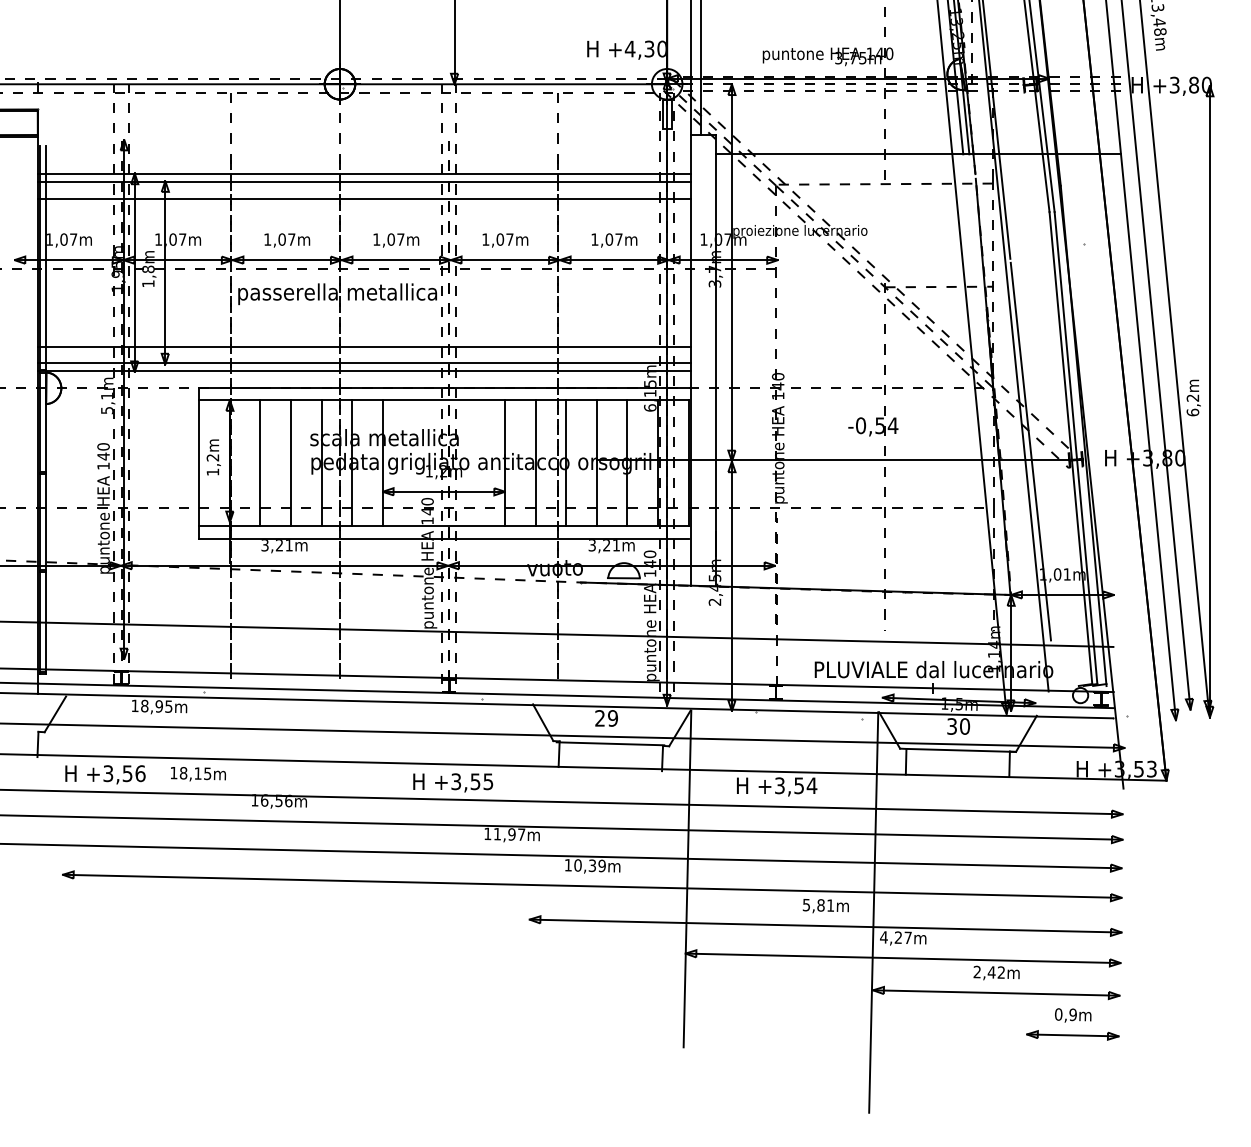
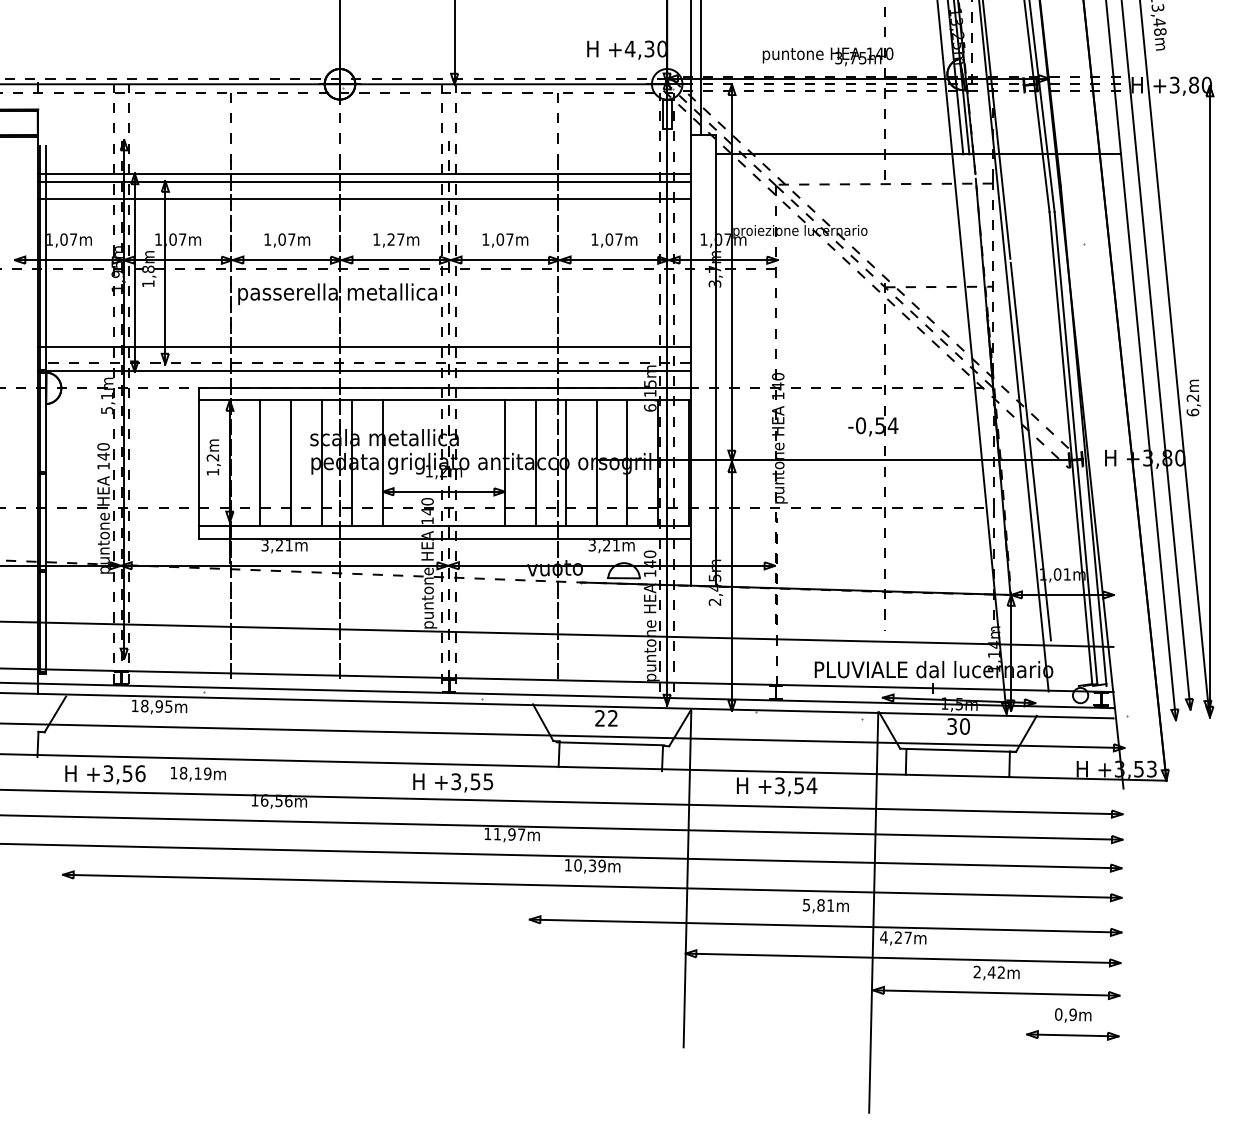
text: 1,07m -> 1,27m (390, 239)
line: solid -> dashed (363, 363)
text: 29 -> 22 (612, 718)
text: 18,15m -> 18,19m (207, 773)
